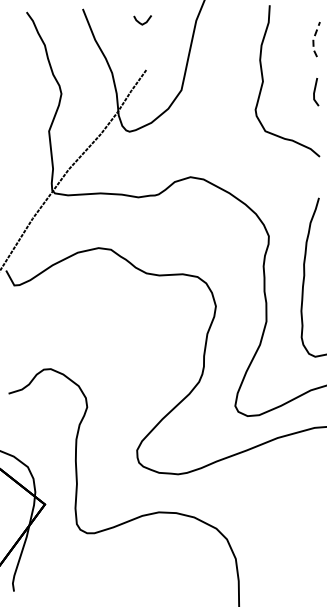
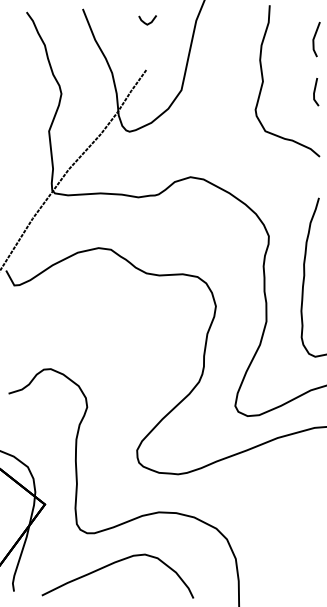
curve position: (140, 22) -> (145, 22) (145, 22)
line: dashed -> solid (313, 39)
curve: none -> present (113, 564)
